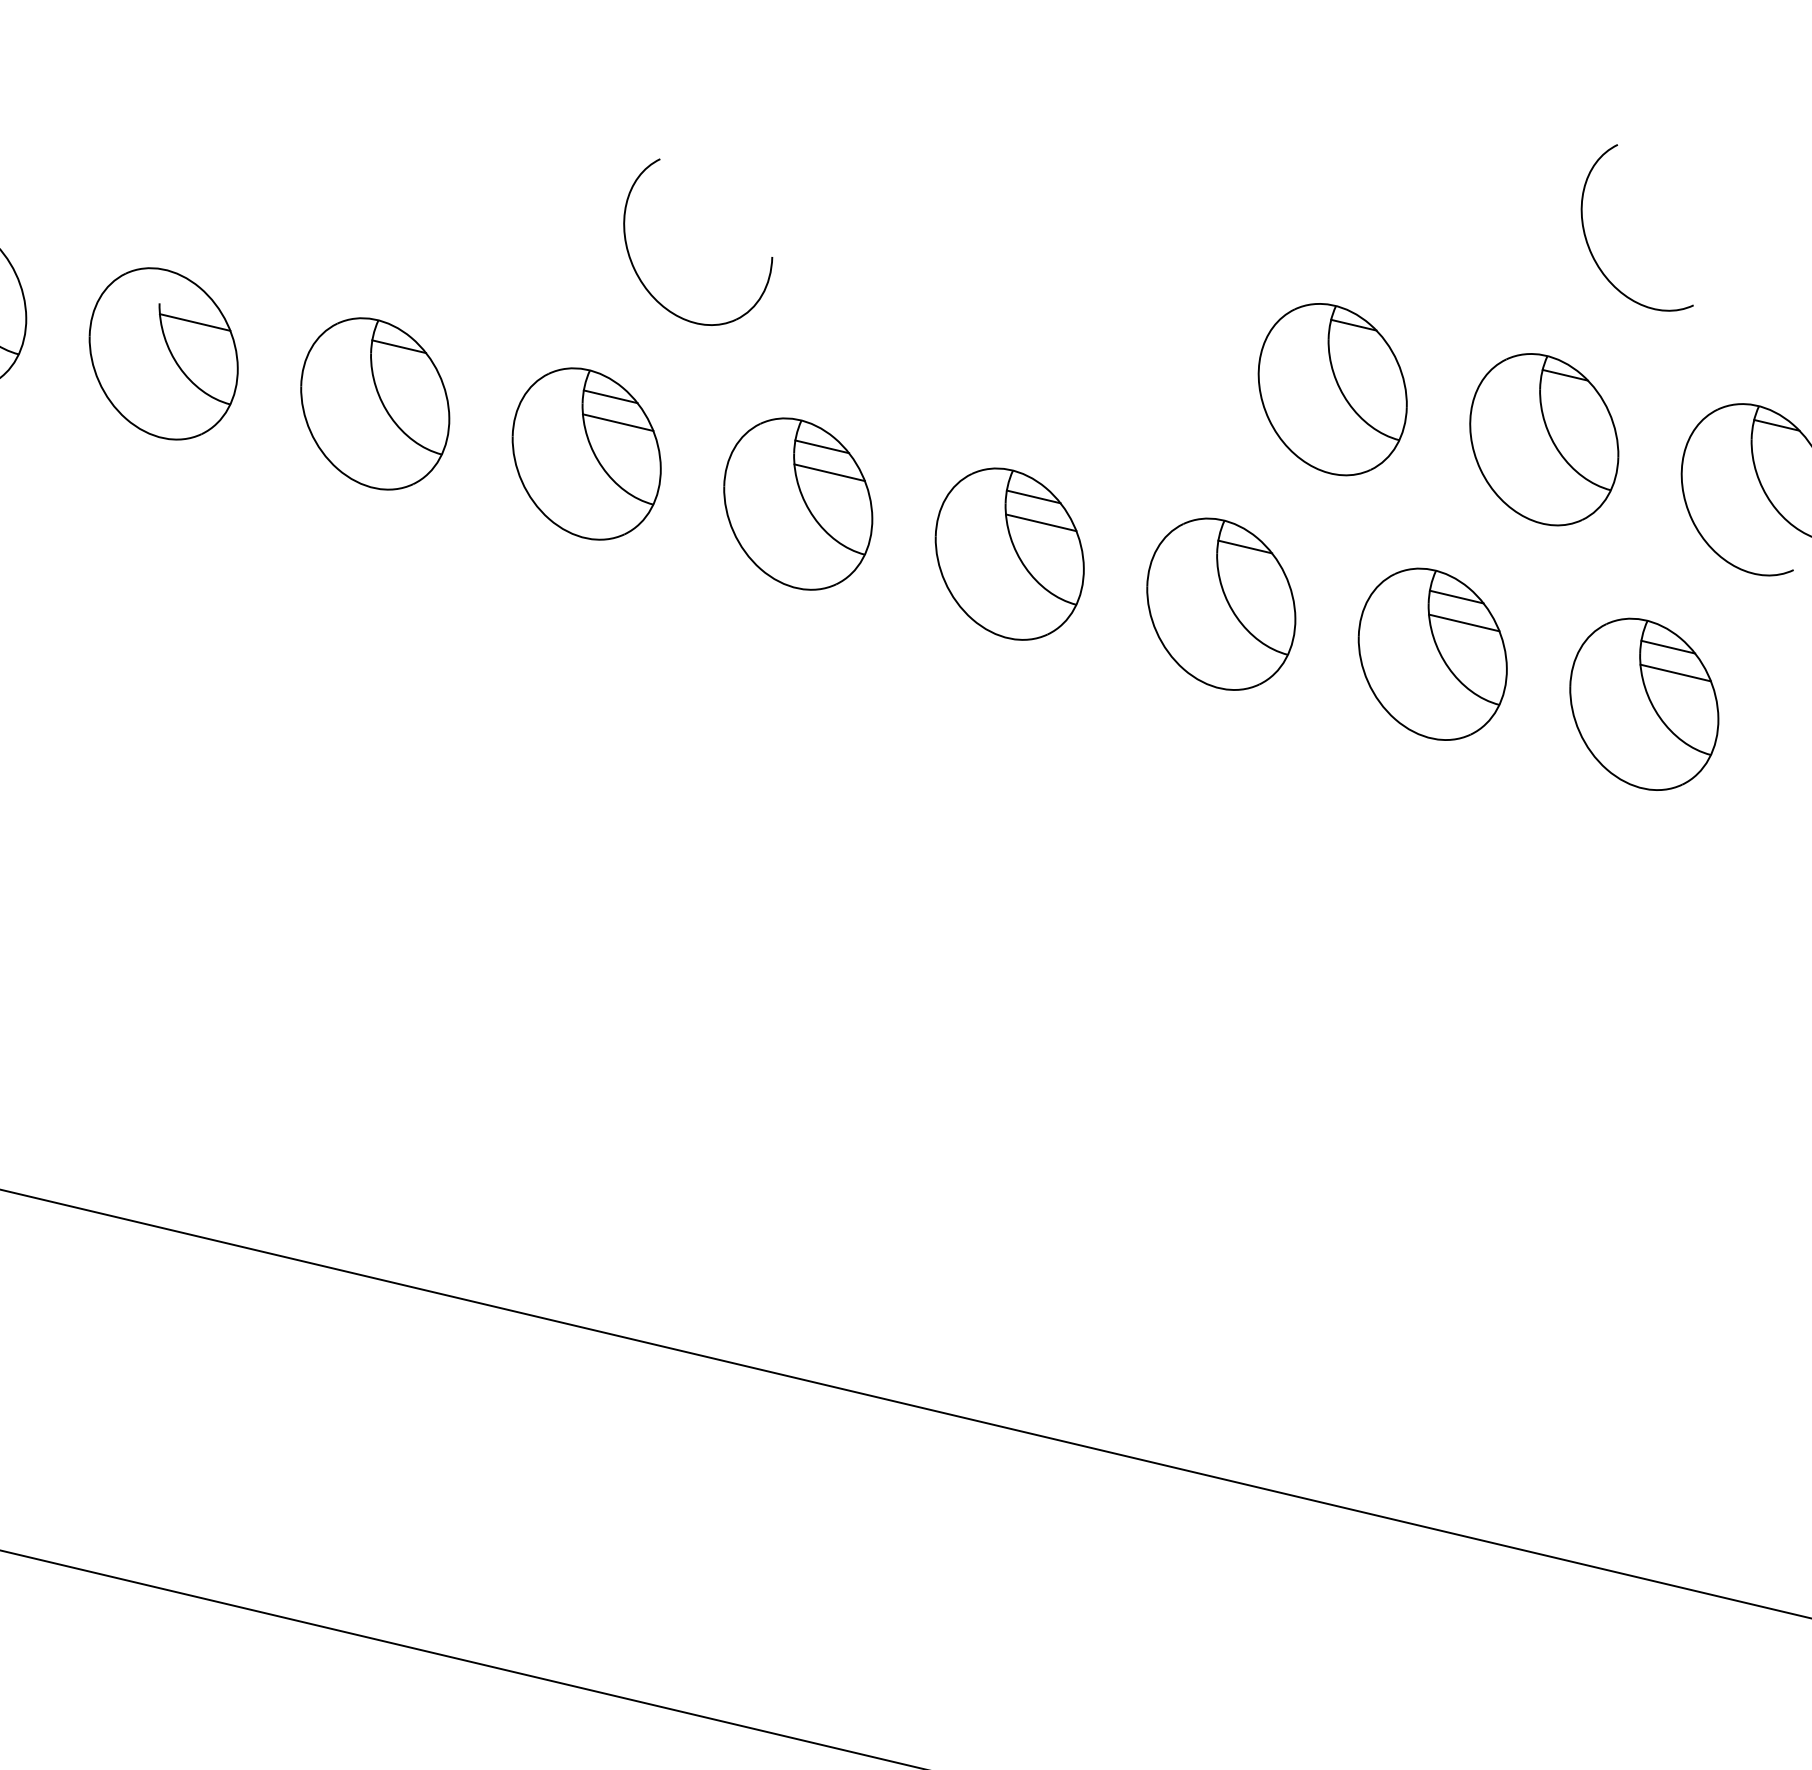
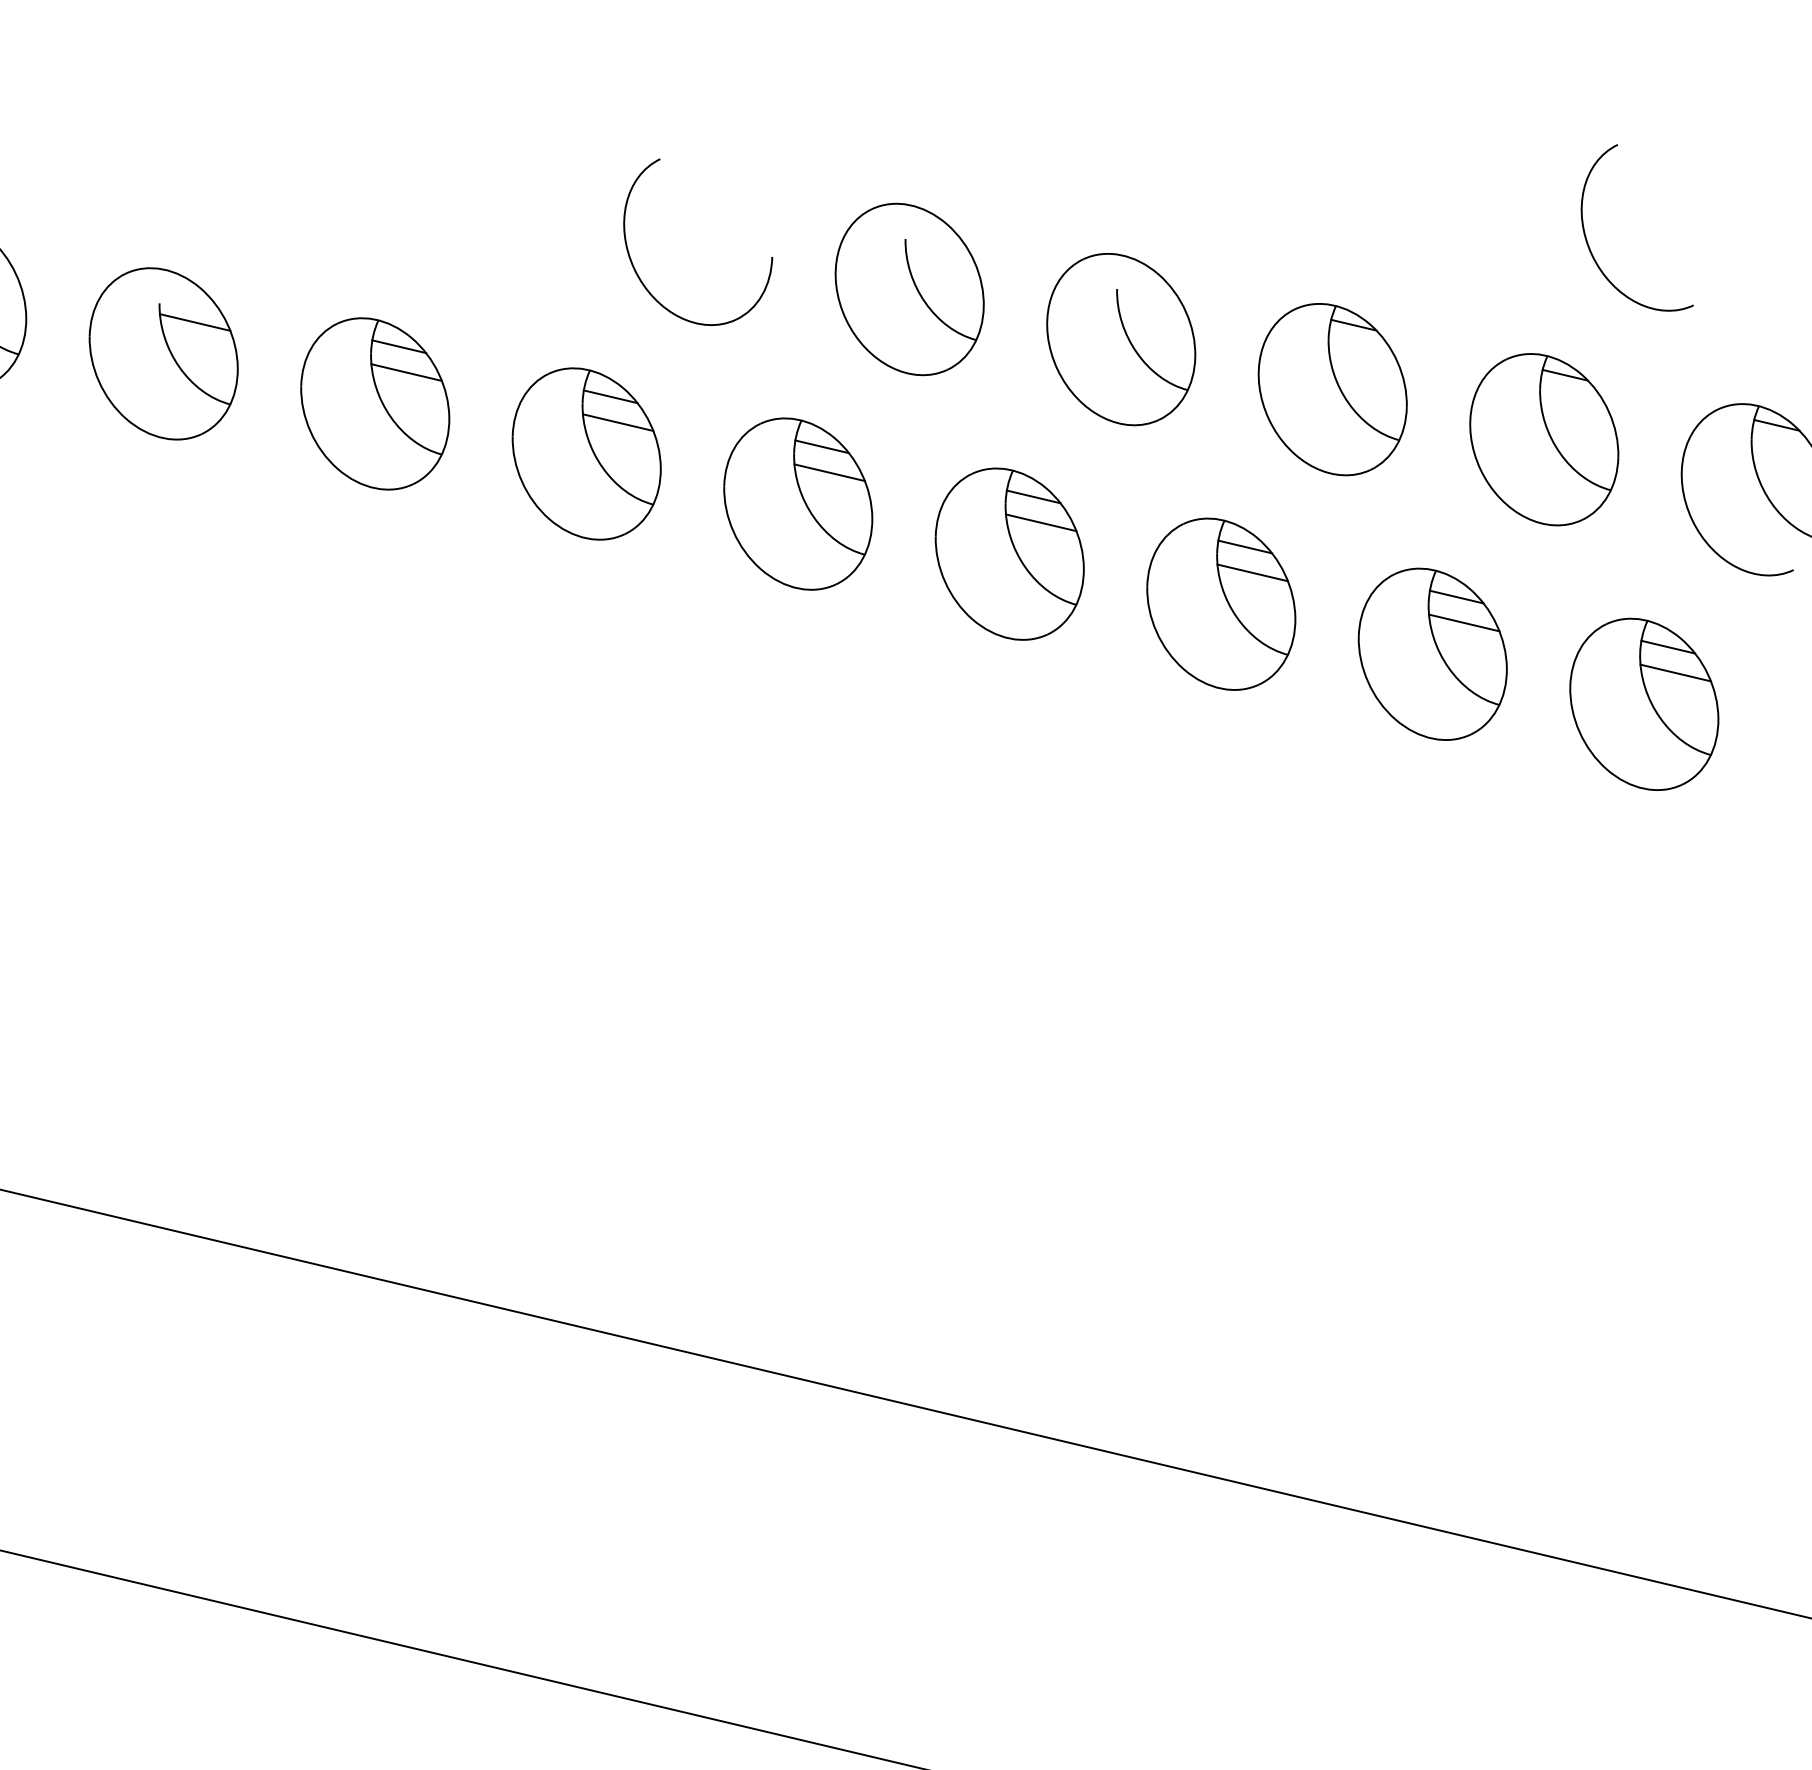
part: none -> present (909, 289)
part: none -> present (1121, 339)
line: none -> present (406, 372)
line: none -> present (1252, 572)
